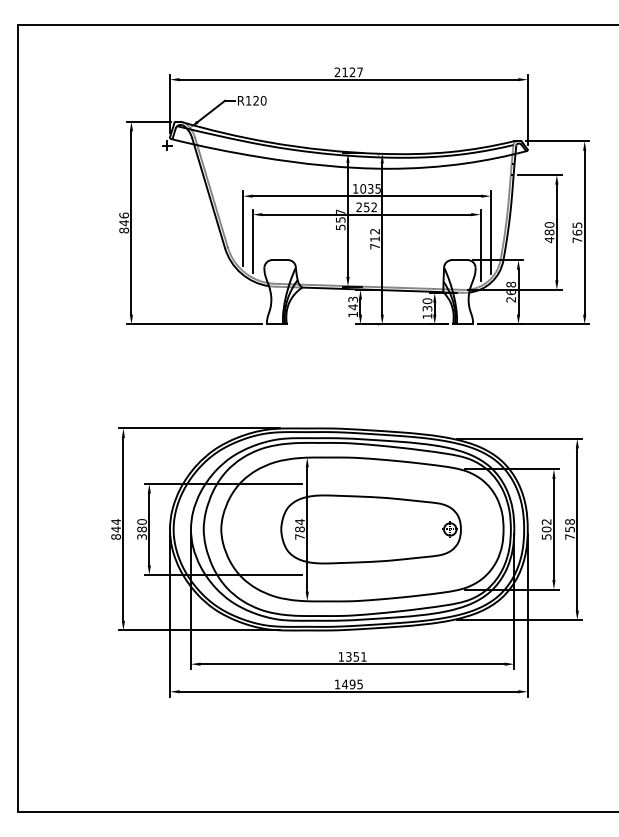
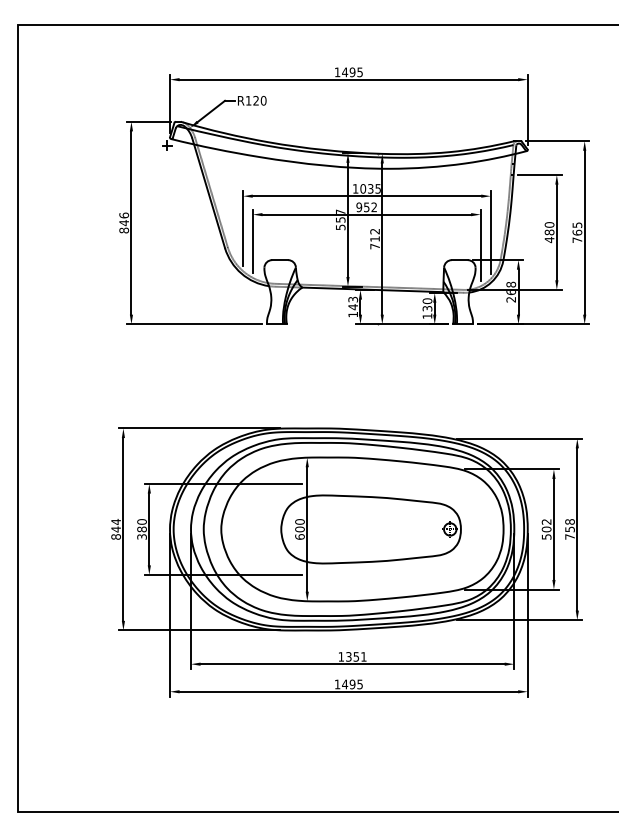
text: 2127 -> 1495 (348, 72)
text: 252 -> 952 (359, 207)
text: 784 -> 600 (299, 529)
